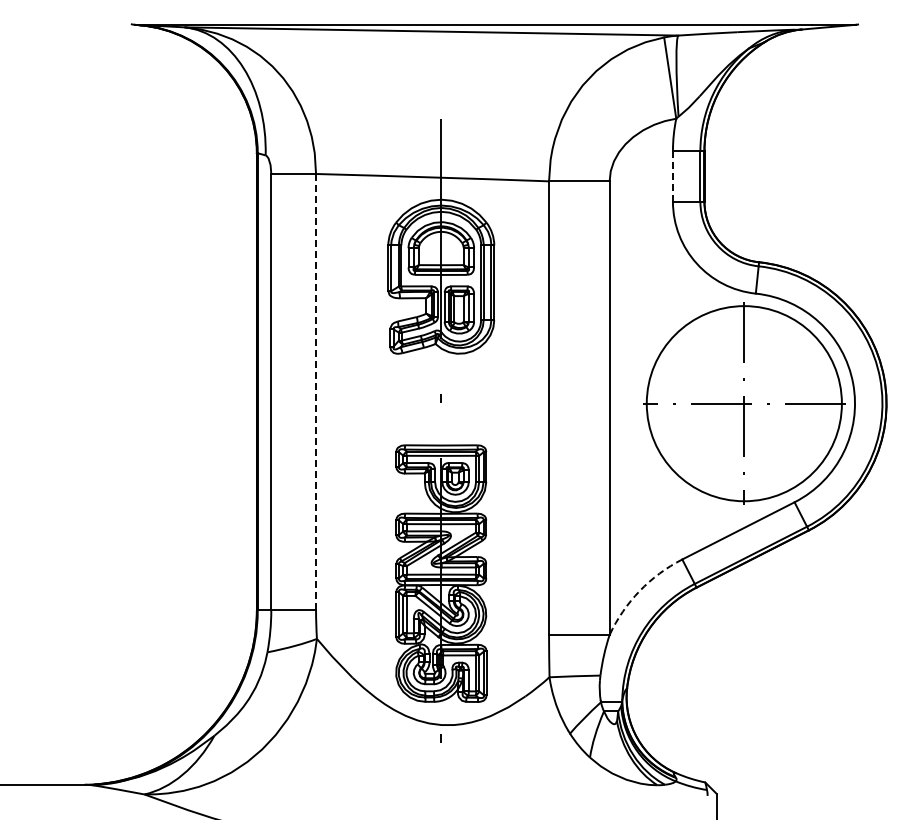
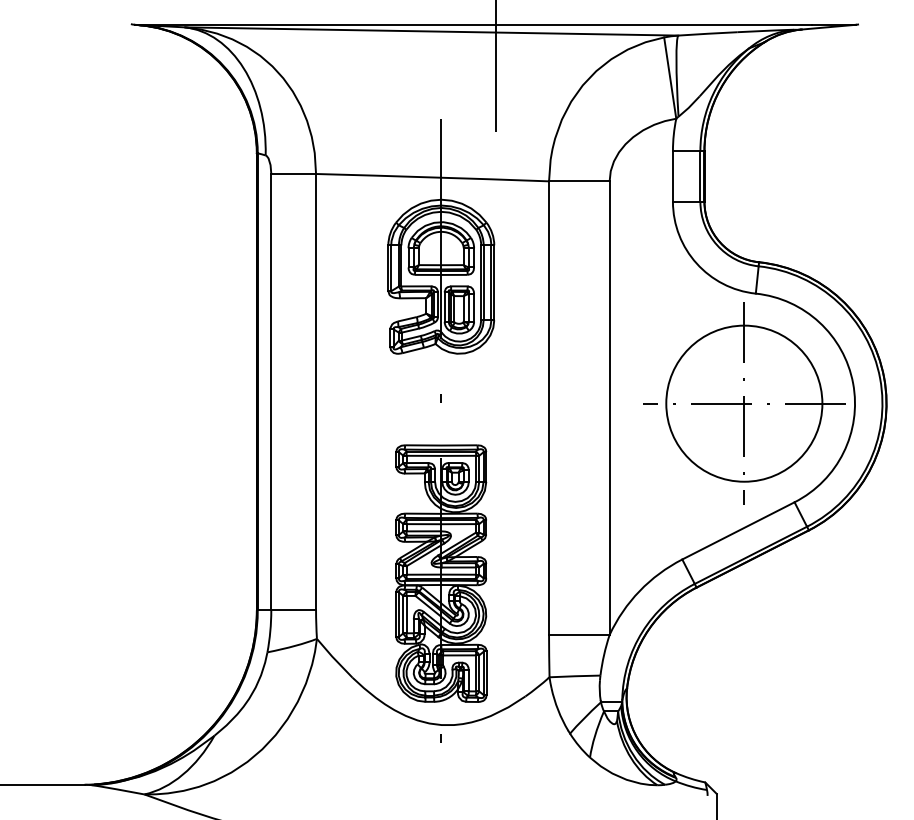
line: none -> present (495, 67)
line: dashed -> solid (672, 176)
line: dashed -> solid (316, 392)
circle diameter: 195 px -> 156 px (744, 403)
arc: dashed -> solid (639, 591)
